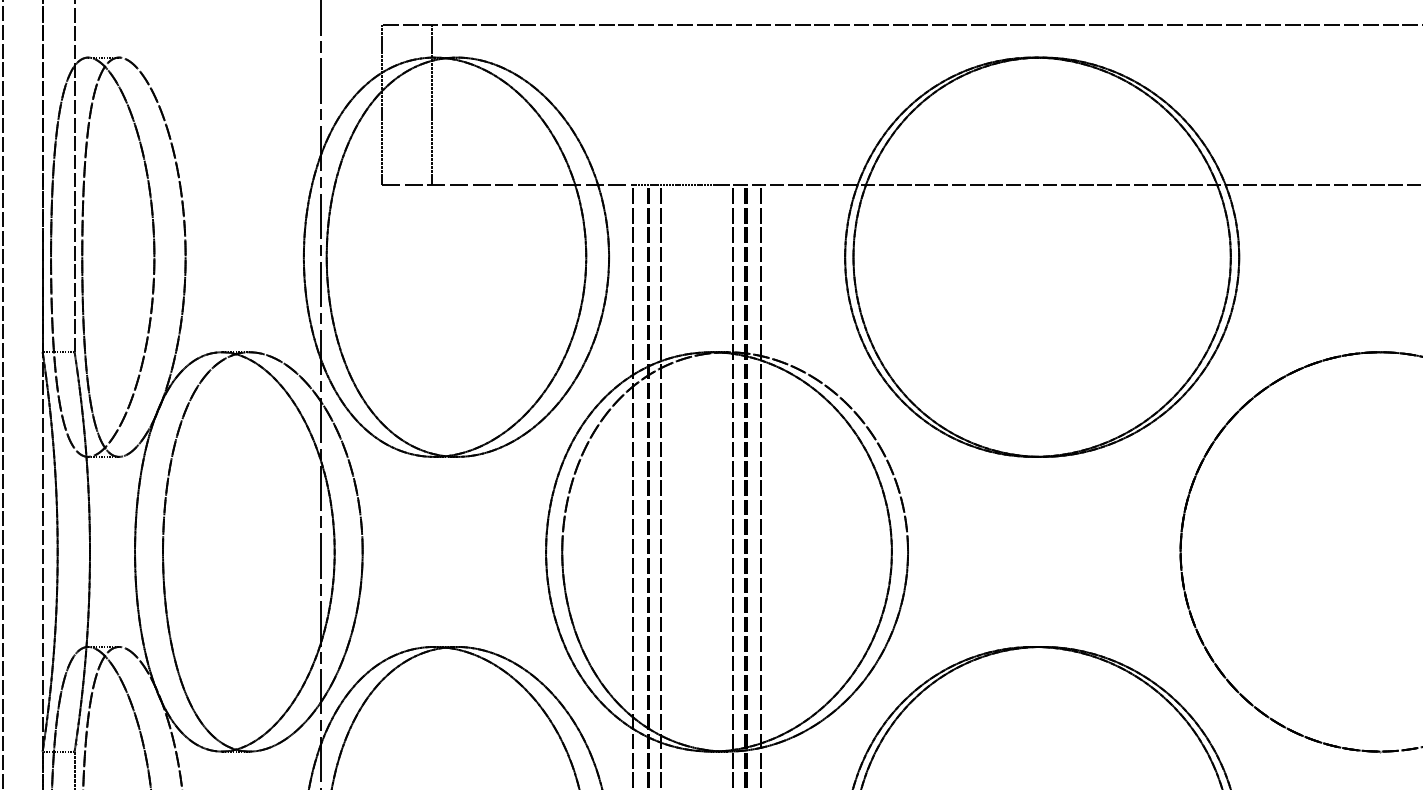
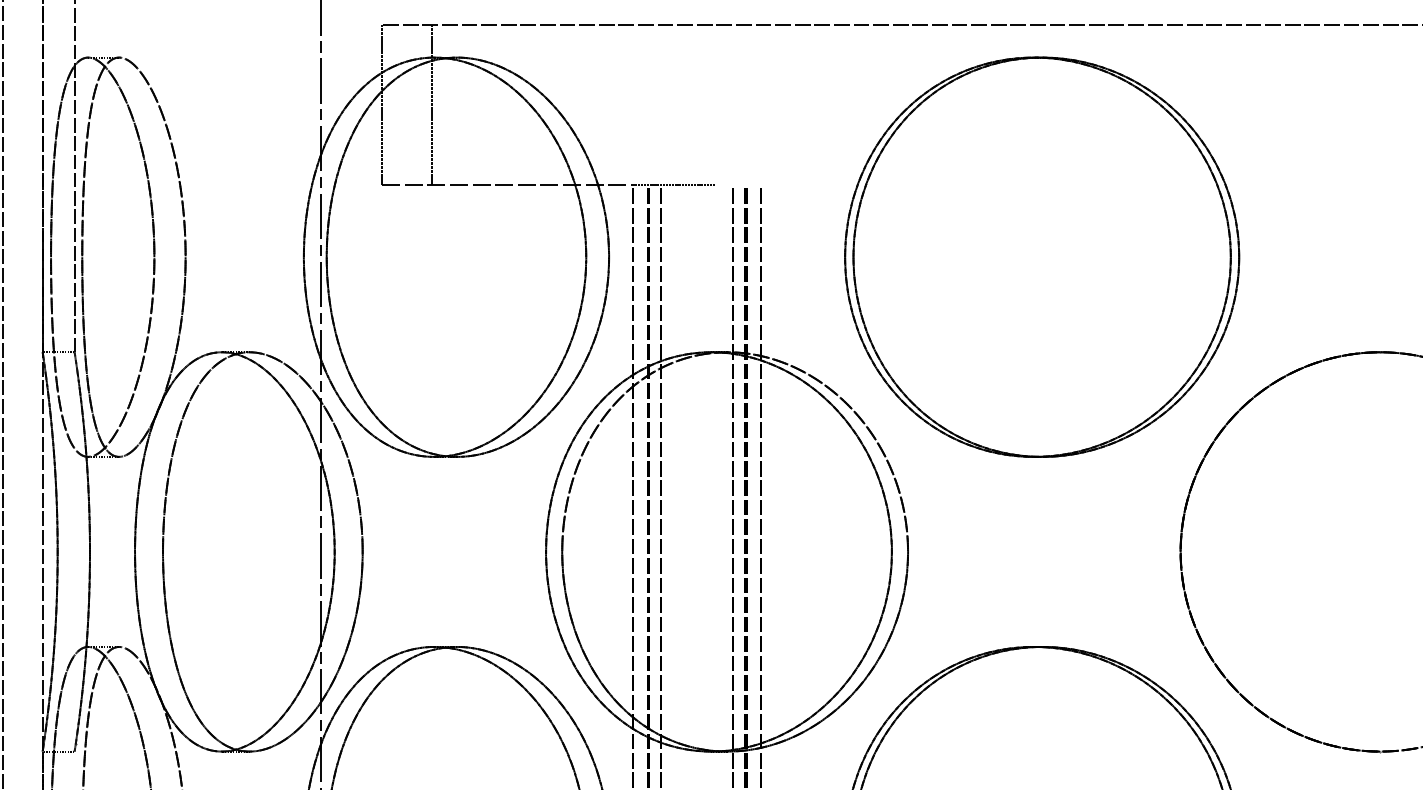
line: present -> none (1067, 184)
line: present -> none (74, 768)
